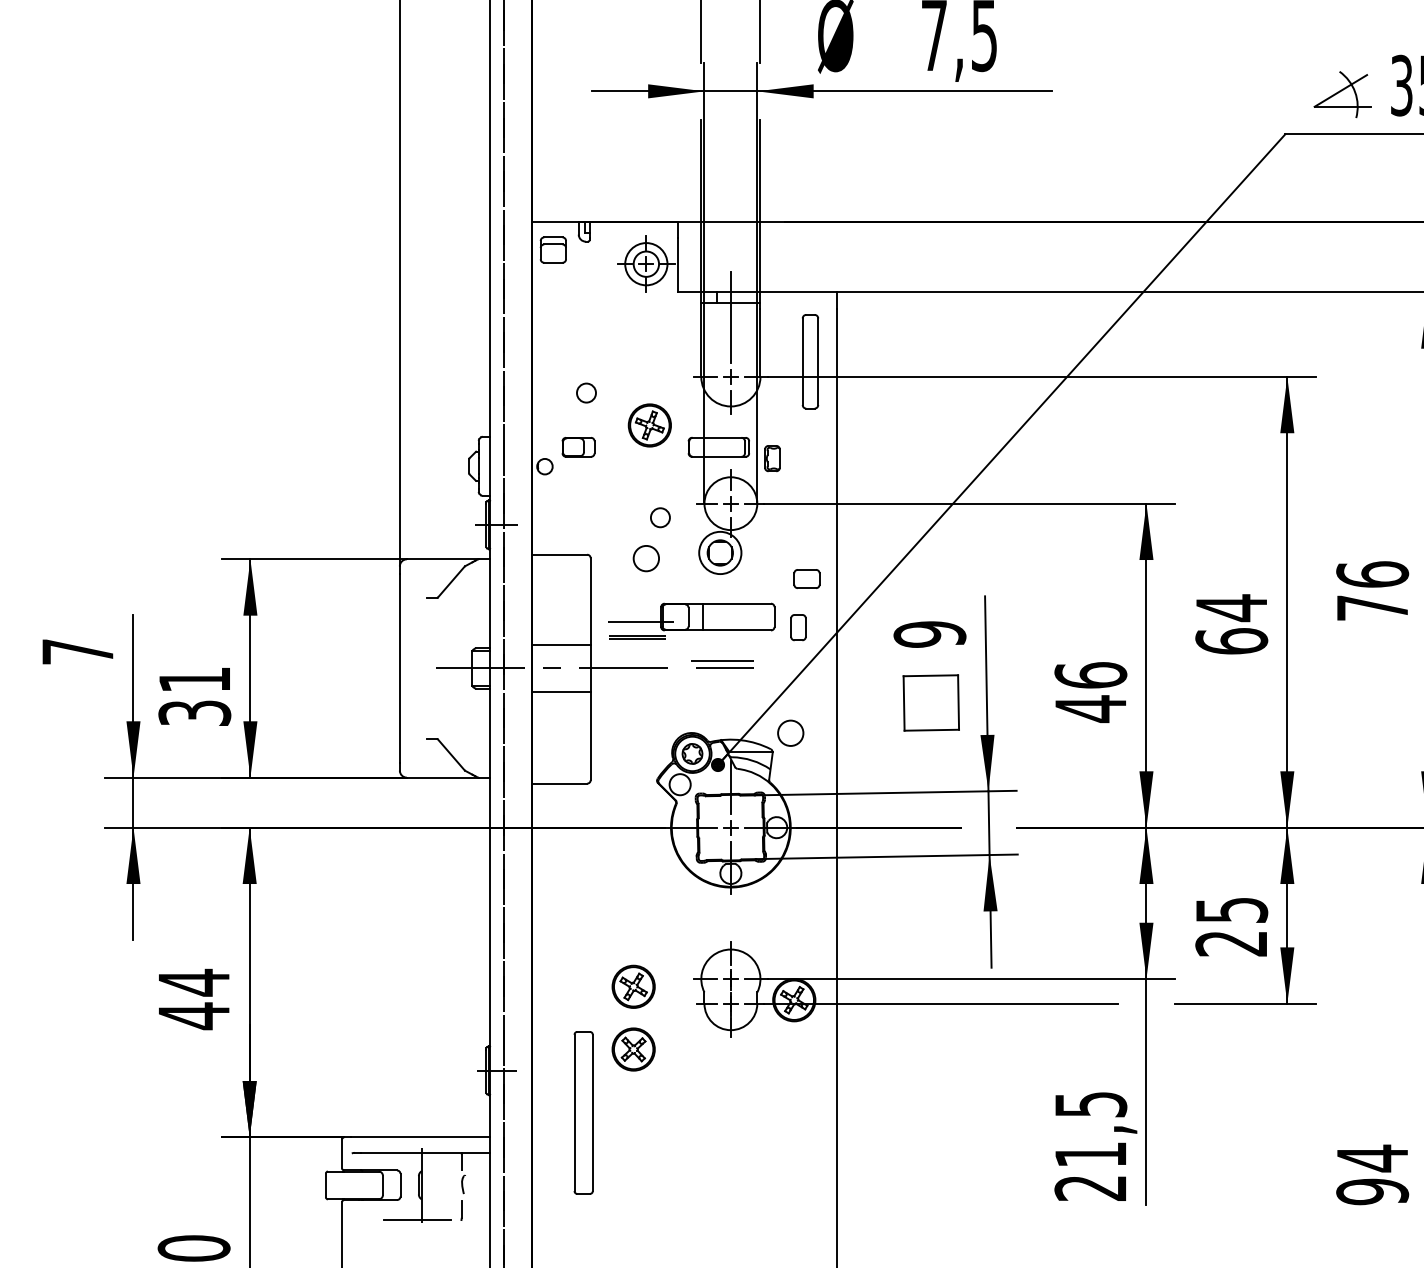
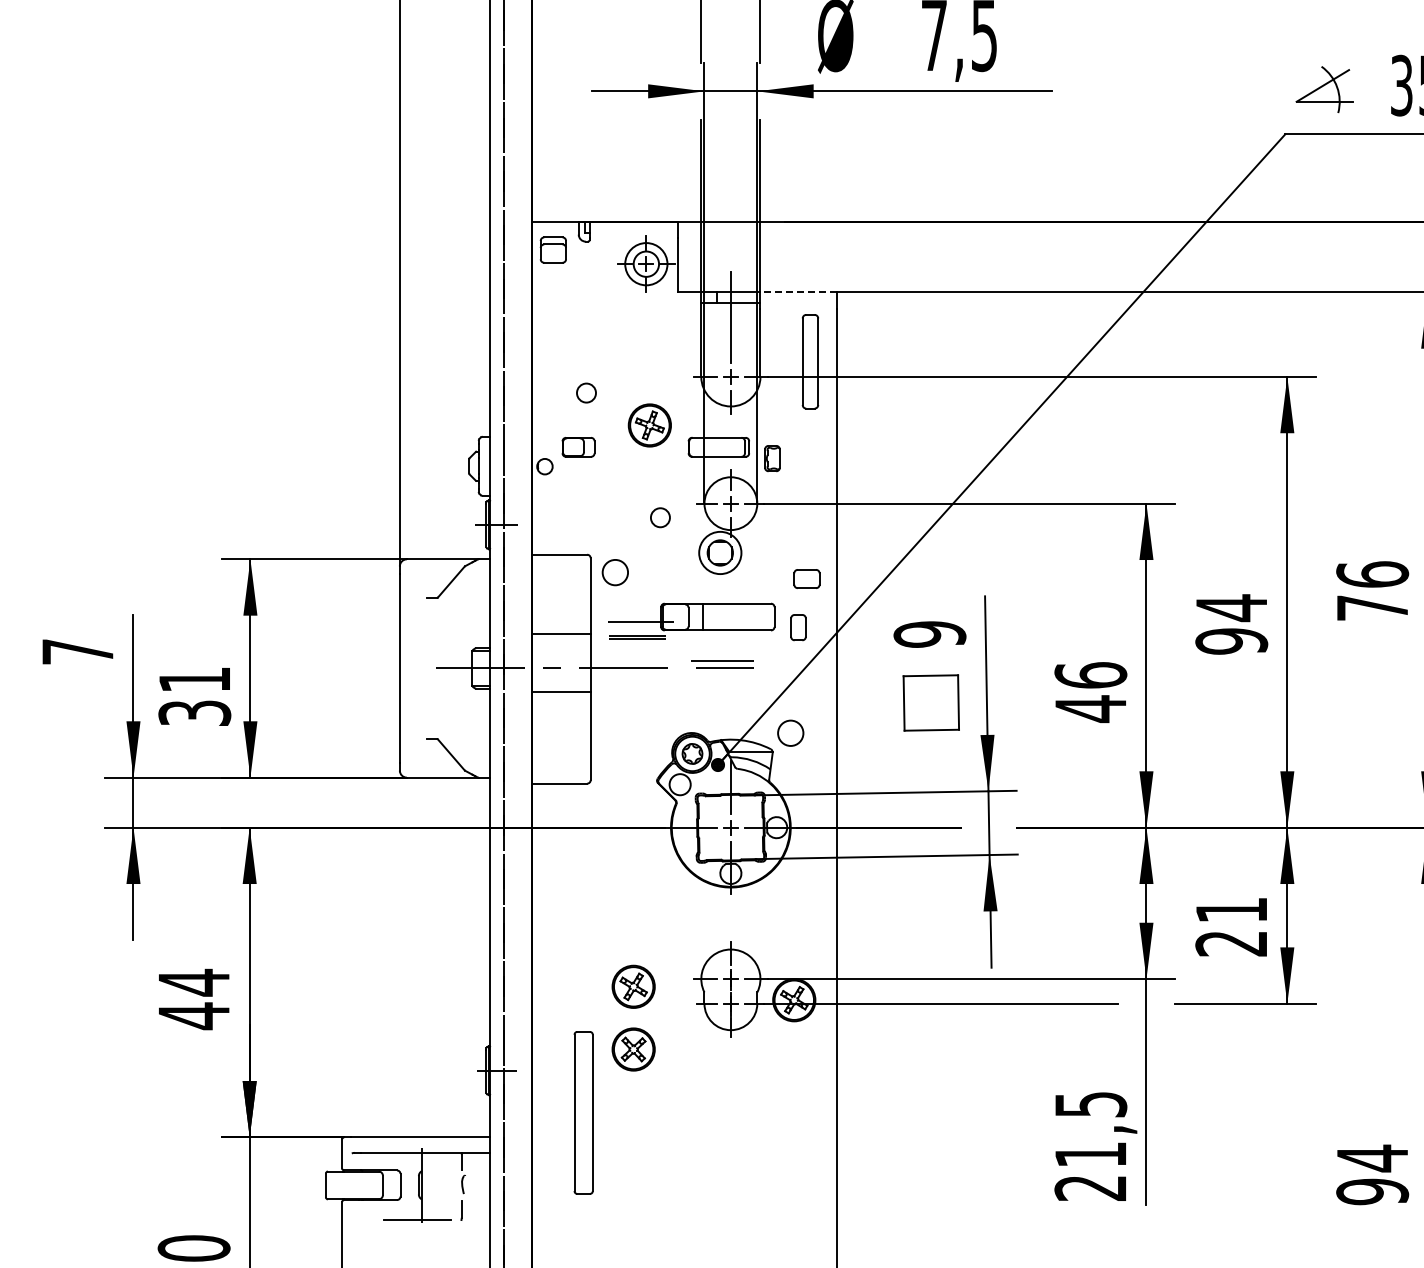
part position: (1342, 94) -> (1324, 89) (1324, 89)
line: solid -> dashed (798, 292)
circle position: (645, 558) -> (614, 572) (614, 572)
text: 64 -> 94 (1231, 641)
line position: (561, 645) -> (561, 634) (561, 634)
text: 25 -> 21 (1232, 910)
